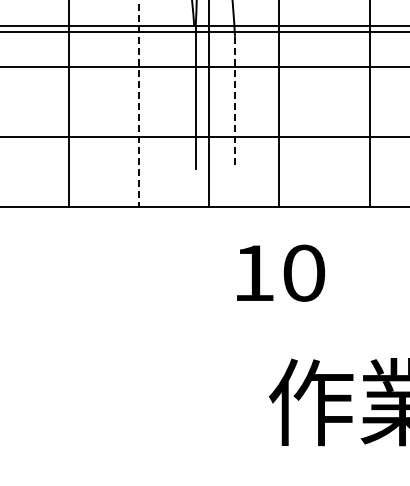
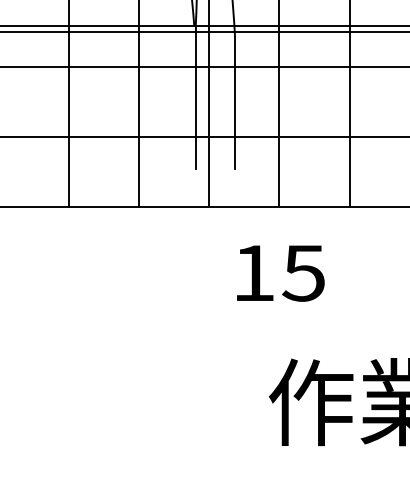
line: dashed -> solid (235, 103)
line: dashed -> solid (138, 104)
line position: (369, 104) -> (349, 104) (349, 104)
text: 10 -> 15 (303, 272)
